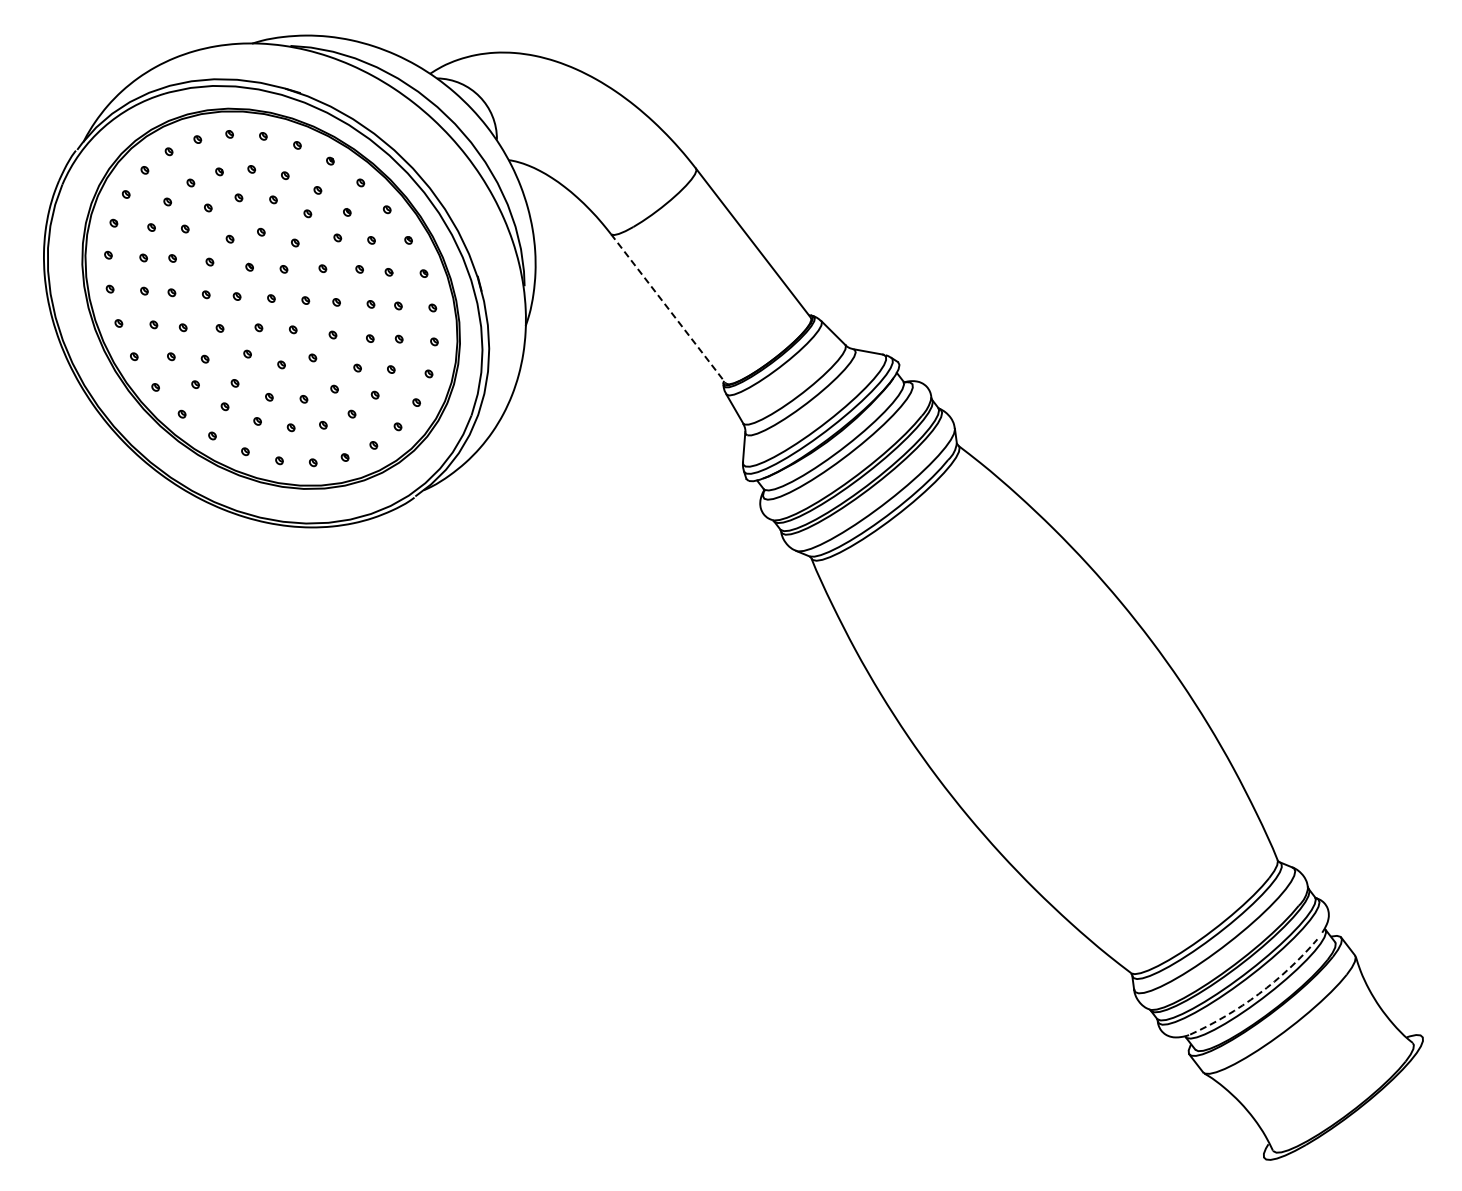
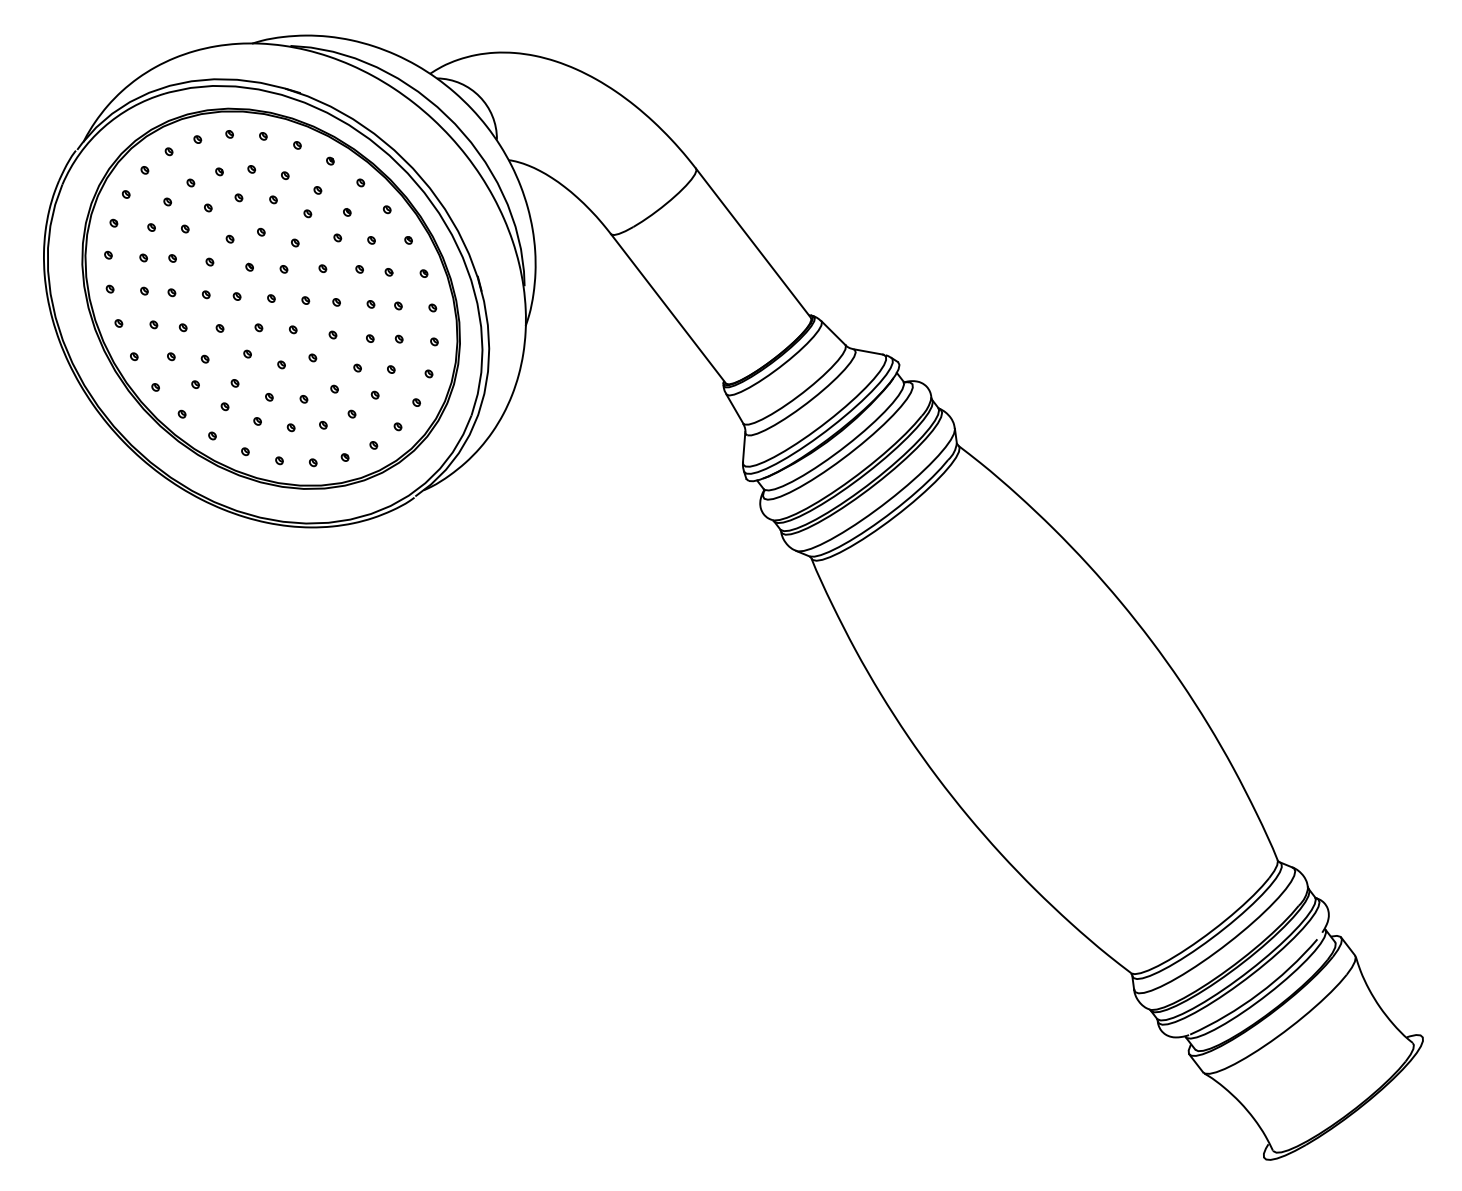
line: dashed -> solid (668, 309)
arc: dashed -> solid (1258, 993)
